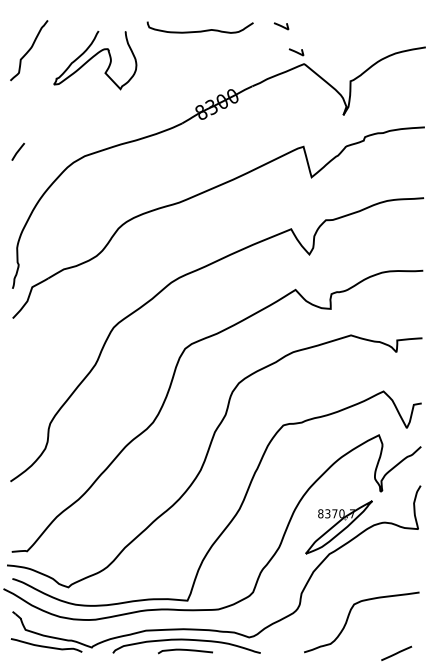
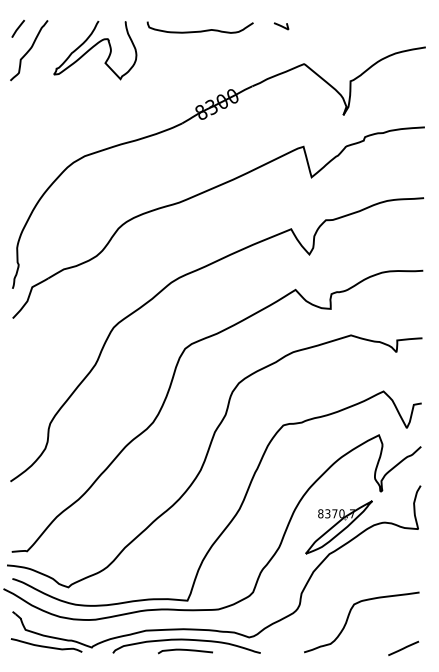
curve: present -> none (296, 52)
curve position: (93, 57) -> (93, 47) (93, 47)
line position: (18, 151) -> (18, 28) (18, 28)
line position: (396, 652) -> (403, 647) (403, 647)
